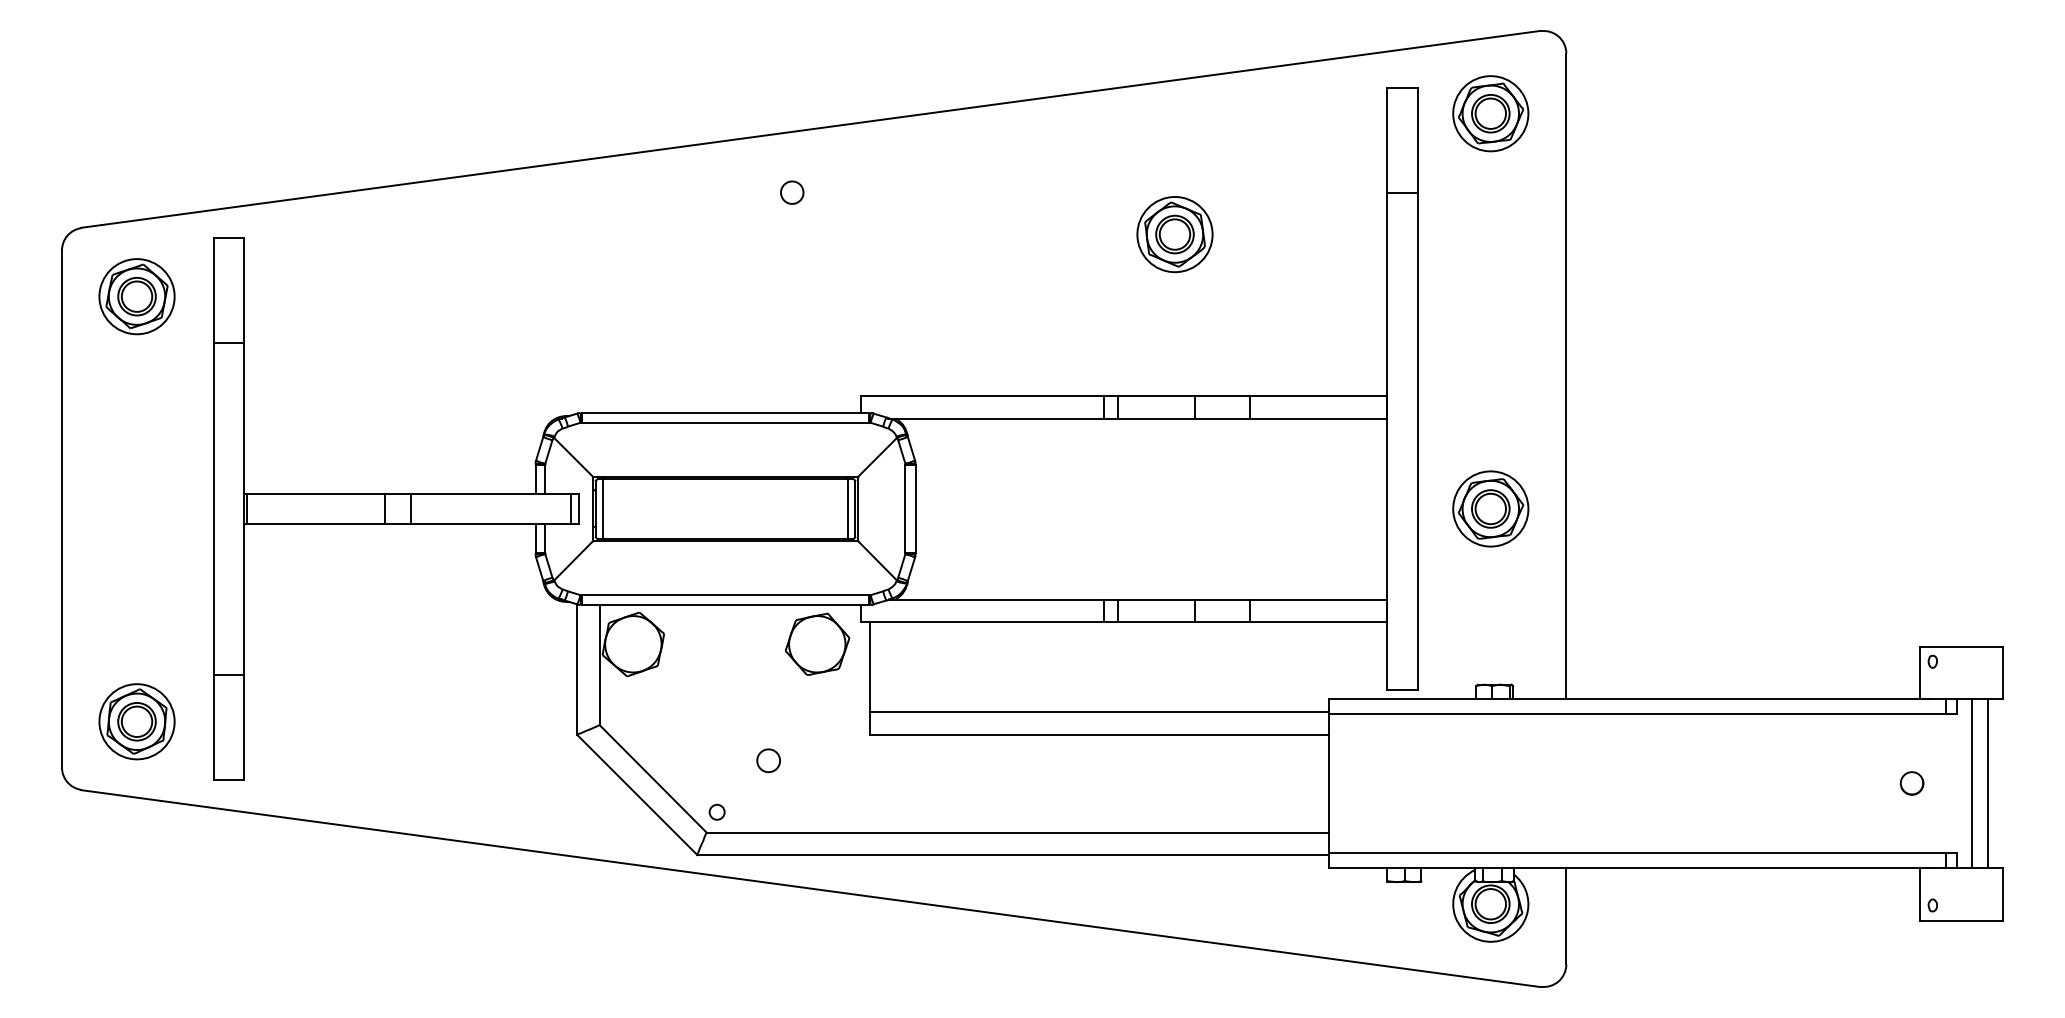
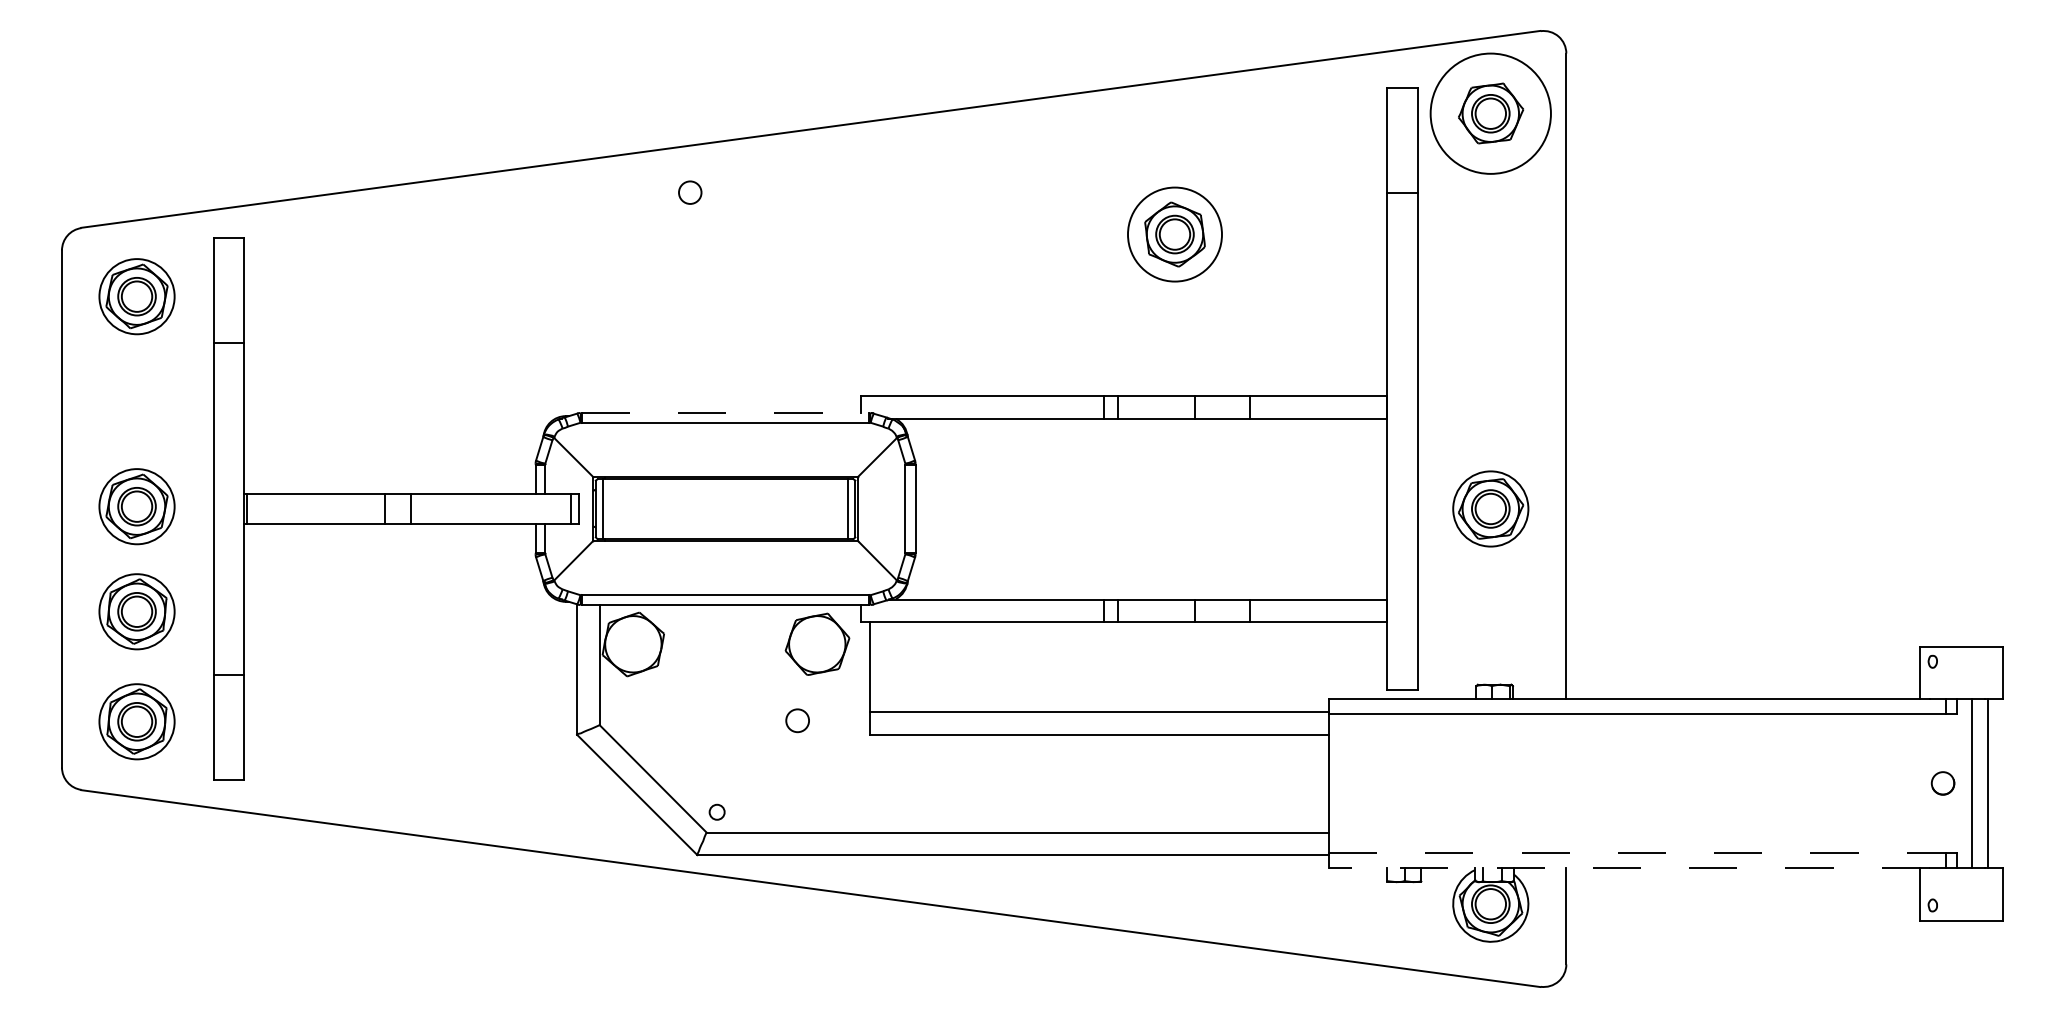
circle diameter: 75 px -> 120 px (1490, 113)
circle position: (792, 192) -> (690, 192) (690, 192)
circle diameter: 75 px -> 94 px (1175, 234)
line: solid -> dashed (725, 413)
part: none -> present (136, 506)
part: none -> present (136, 611)
circle position: (768, 760) -> (797, 720) (797, 720)
part position: (1911, 783) -> (1942, 783) (1942, 783)
line: solid -> dashed (1637, 853)
line: solid -> dashed (1628, 868)
